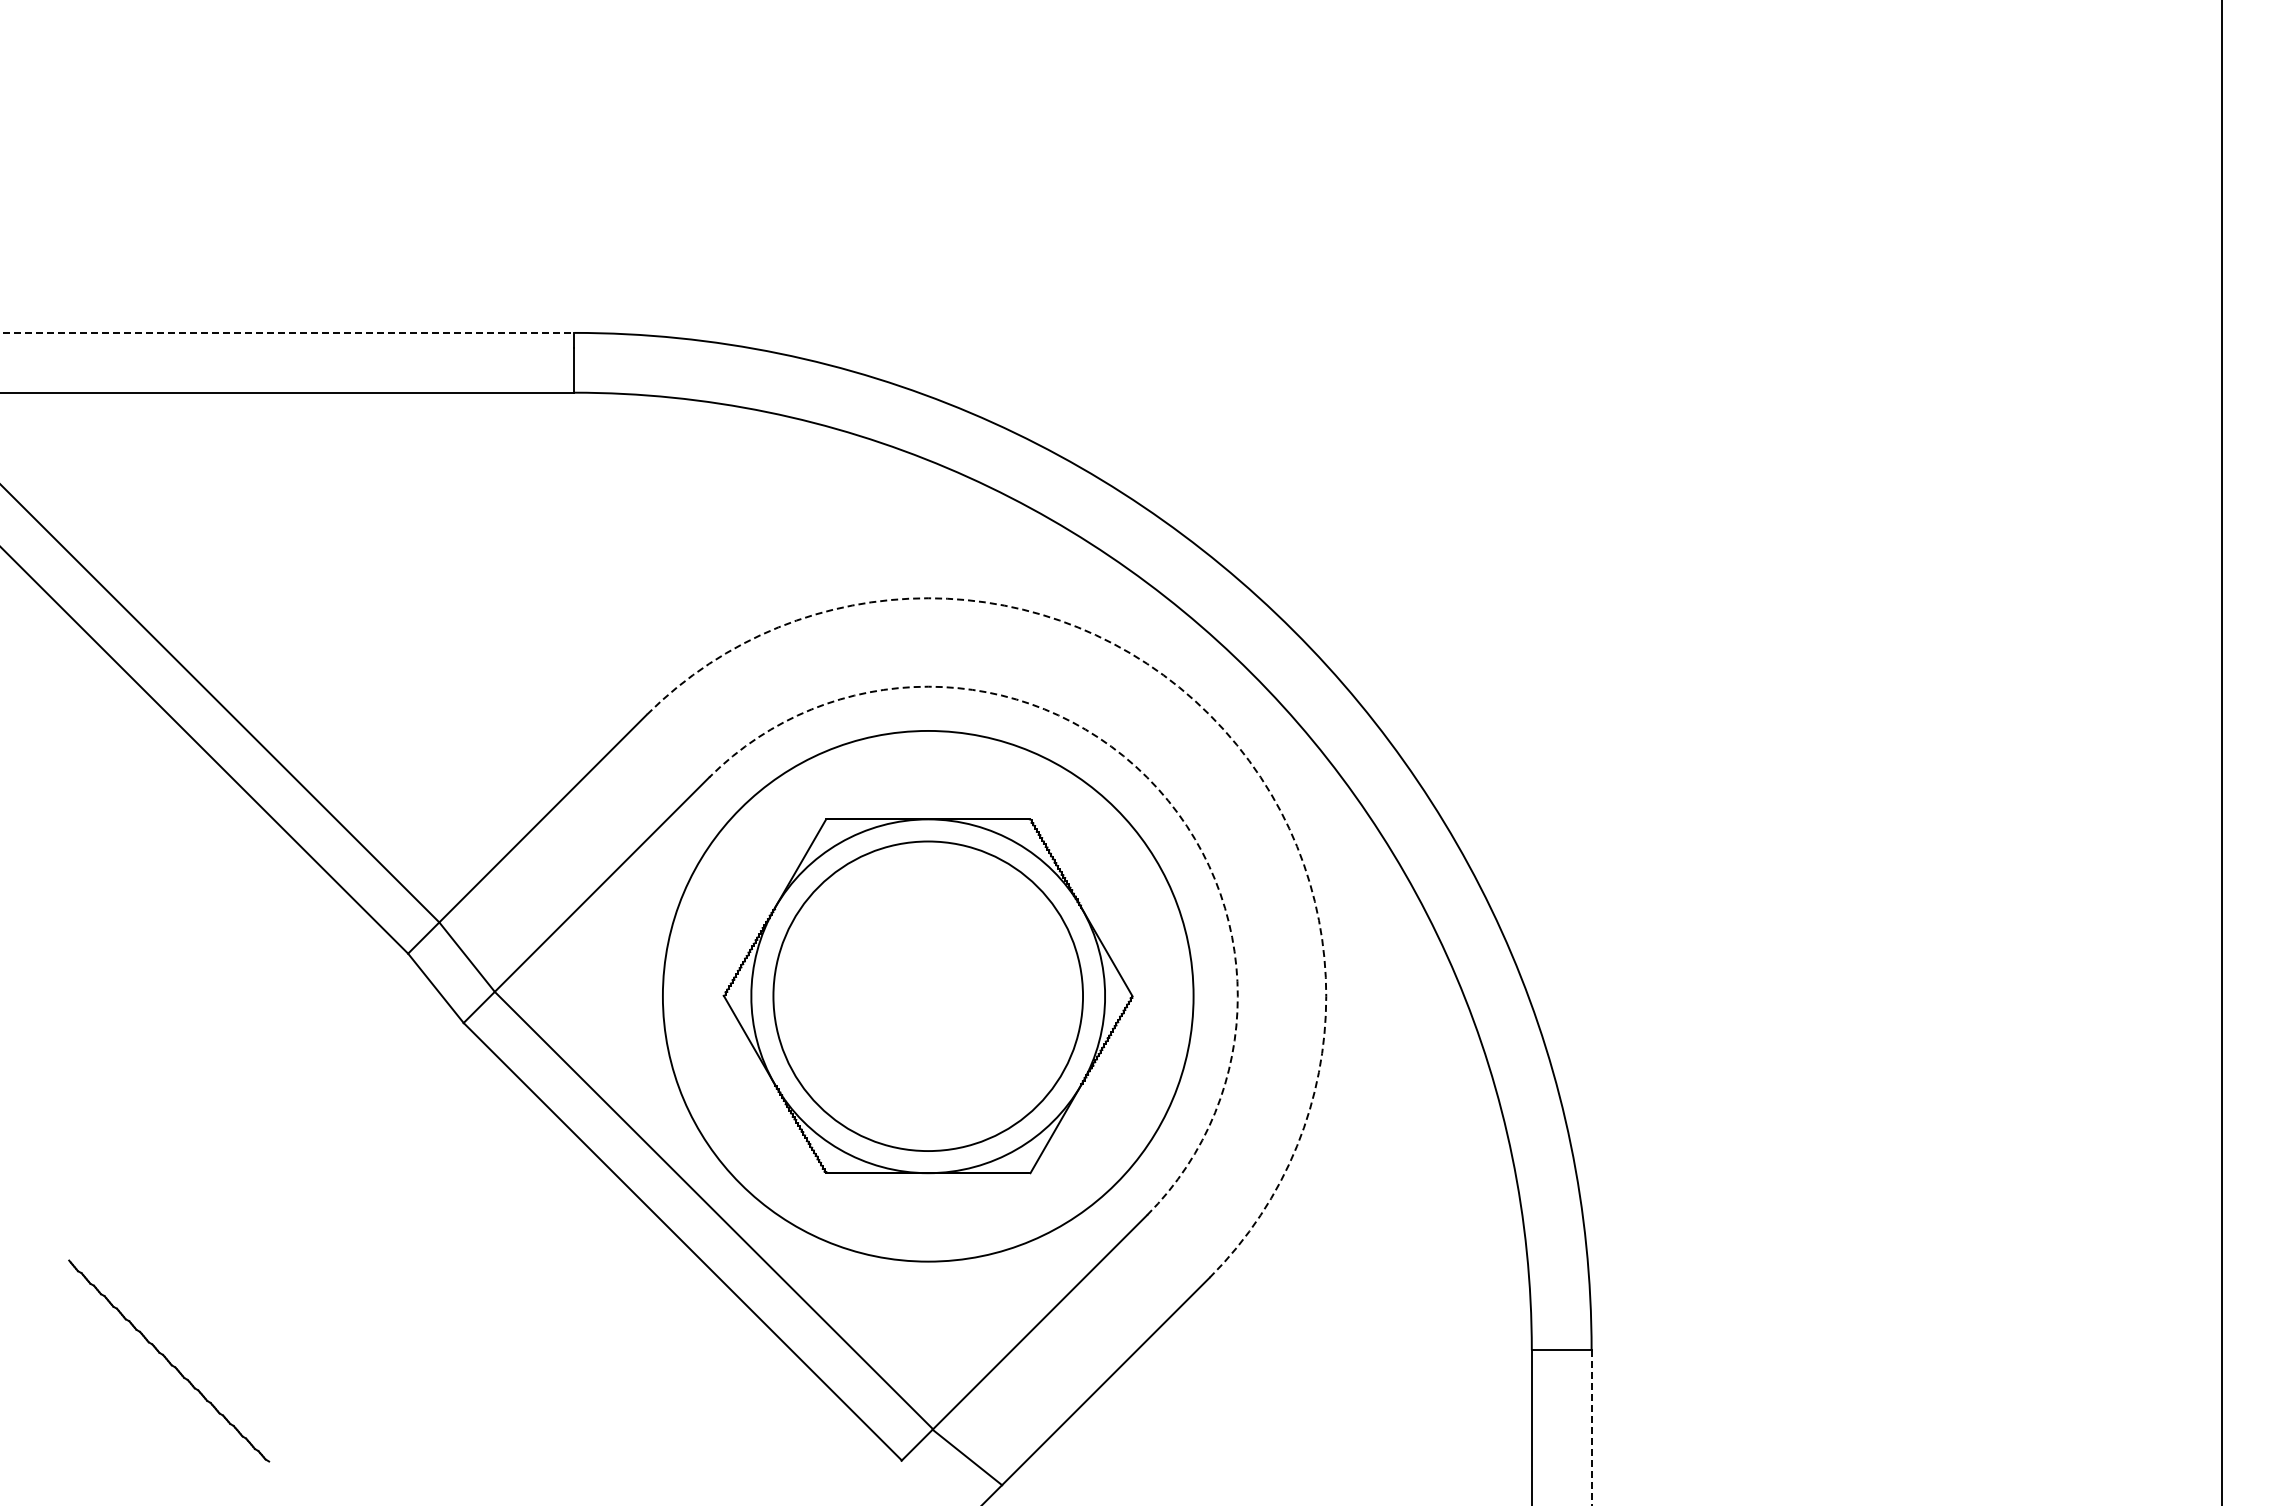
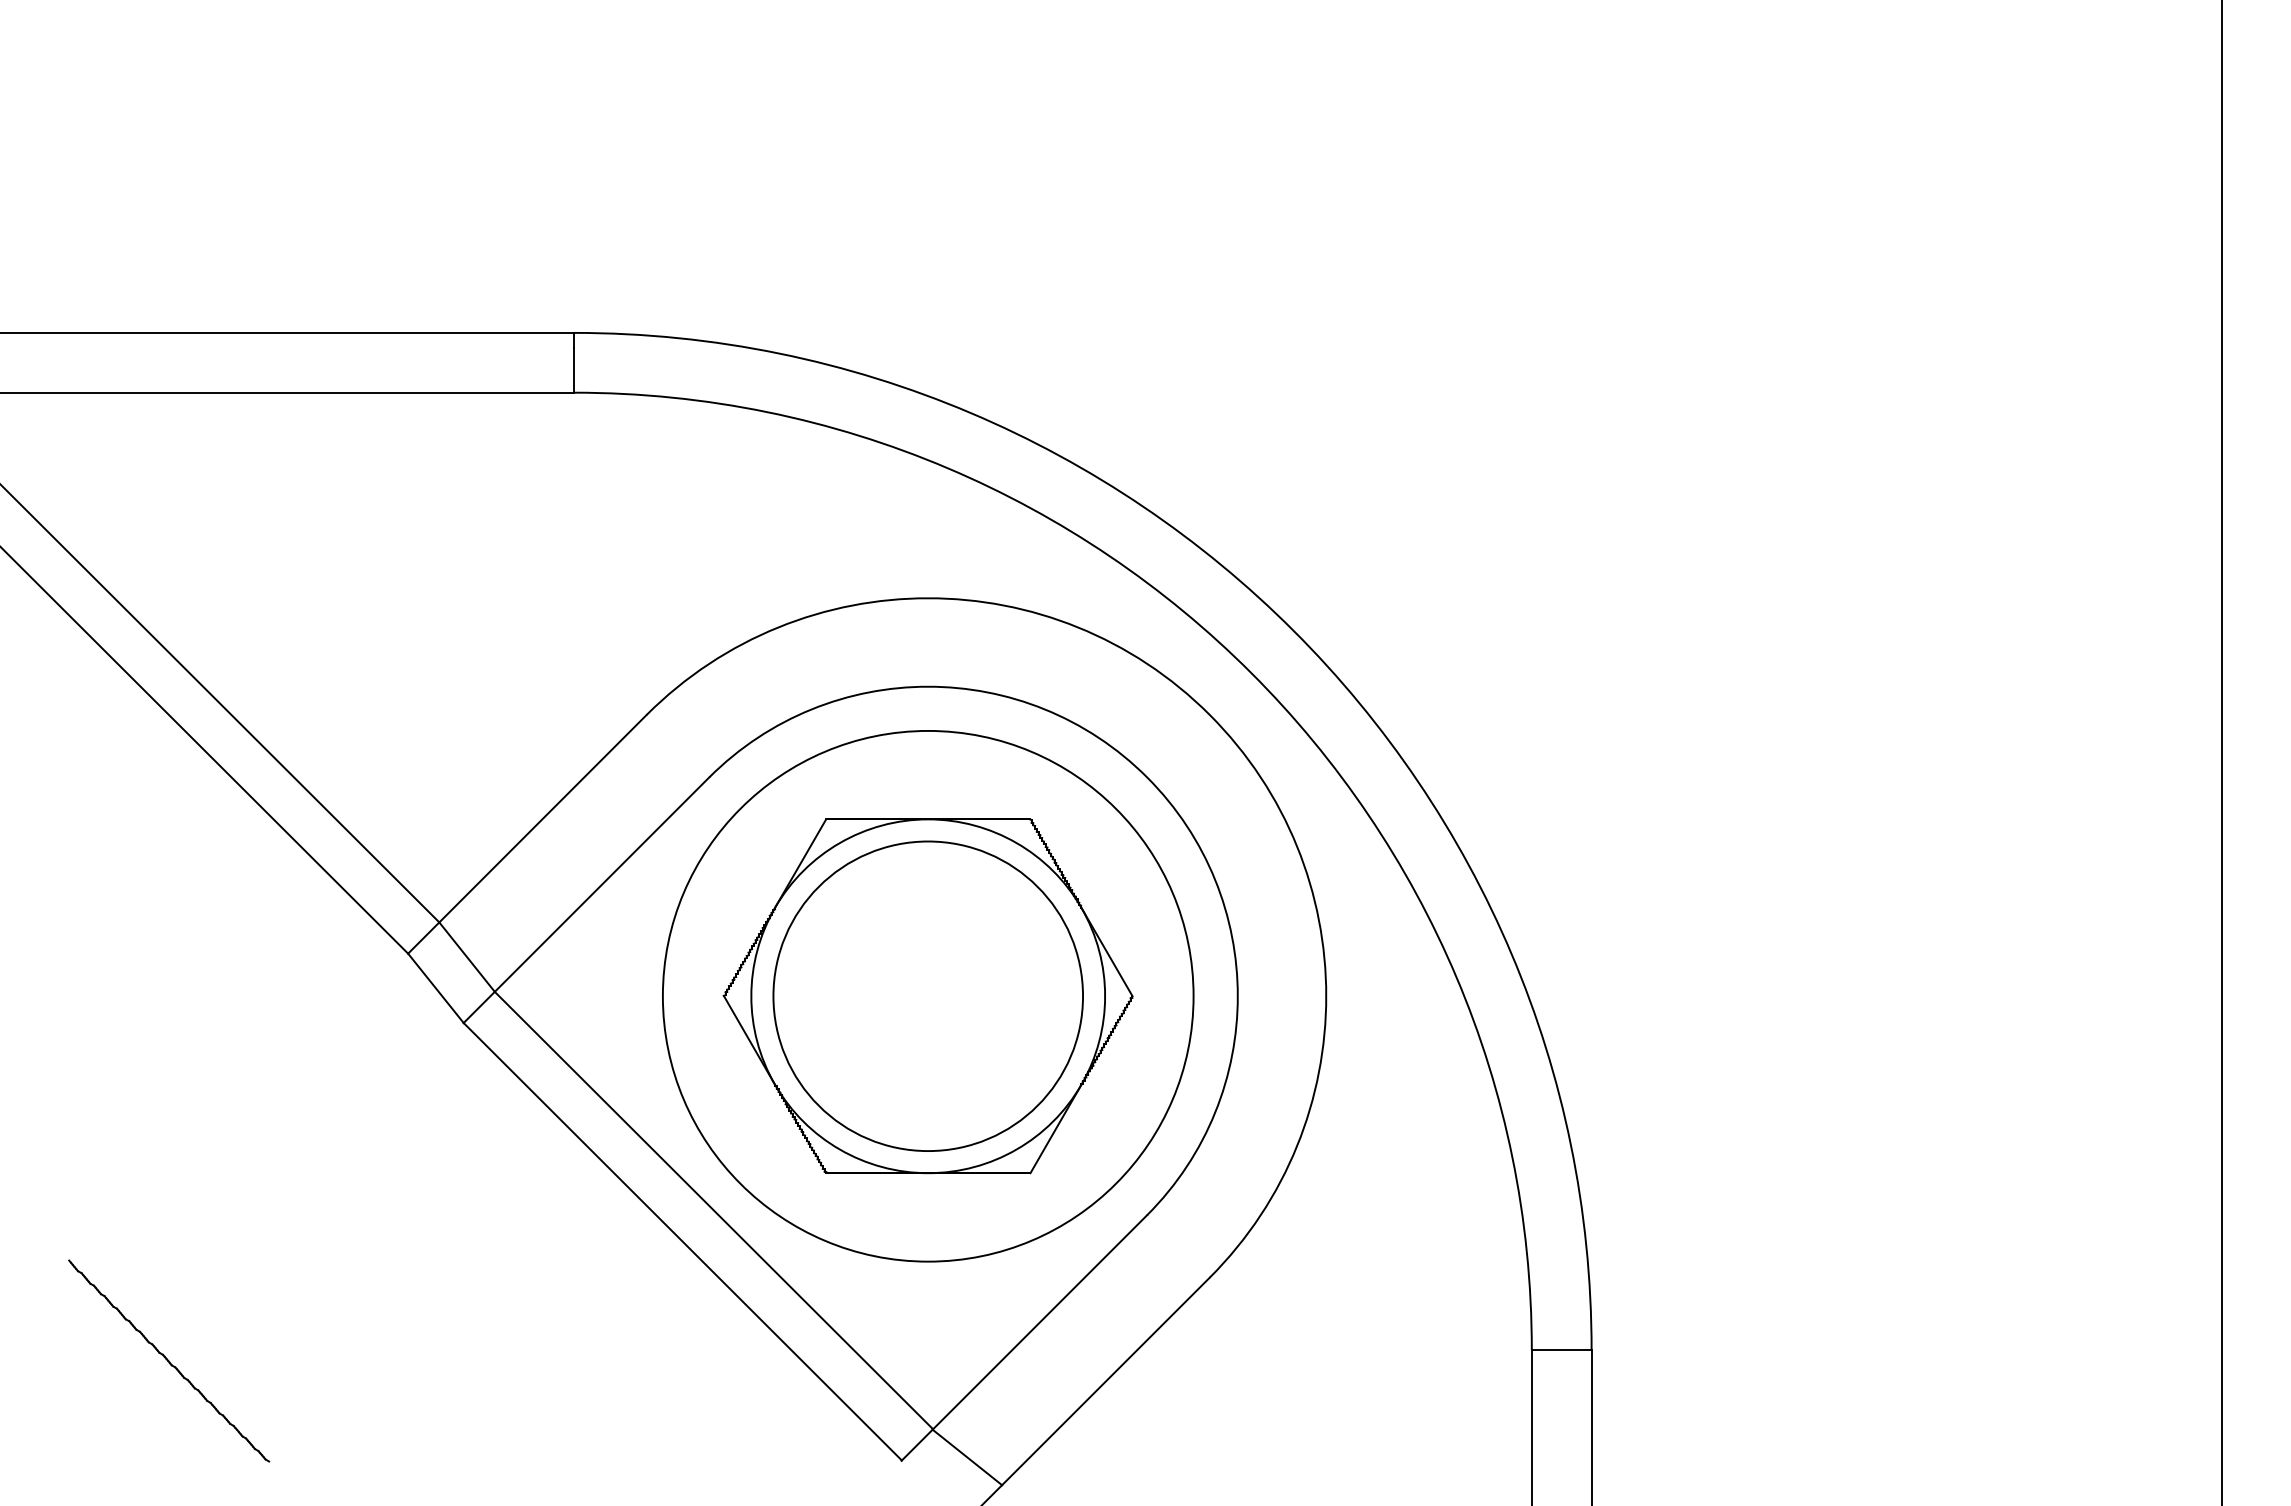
line: dashed -> solid (287, 332)
arc: dashed -> solid (1209, 714)
arc: dashed -> solid (1147, 777)
line: dashed -> solid (1591, 1428)
